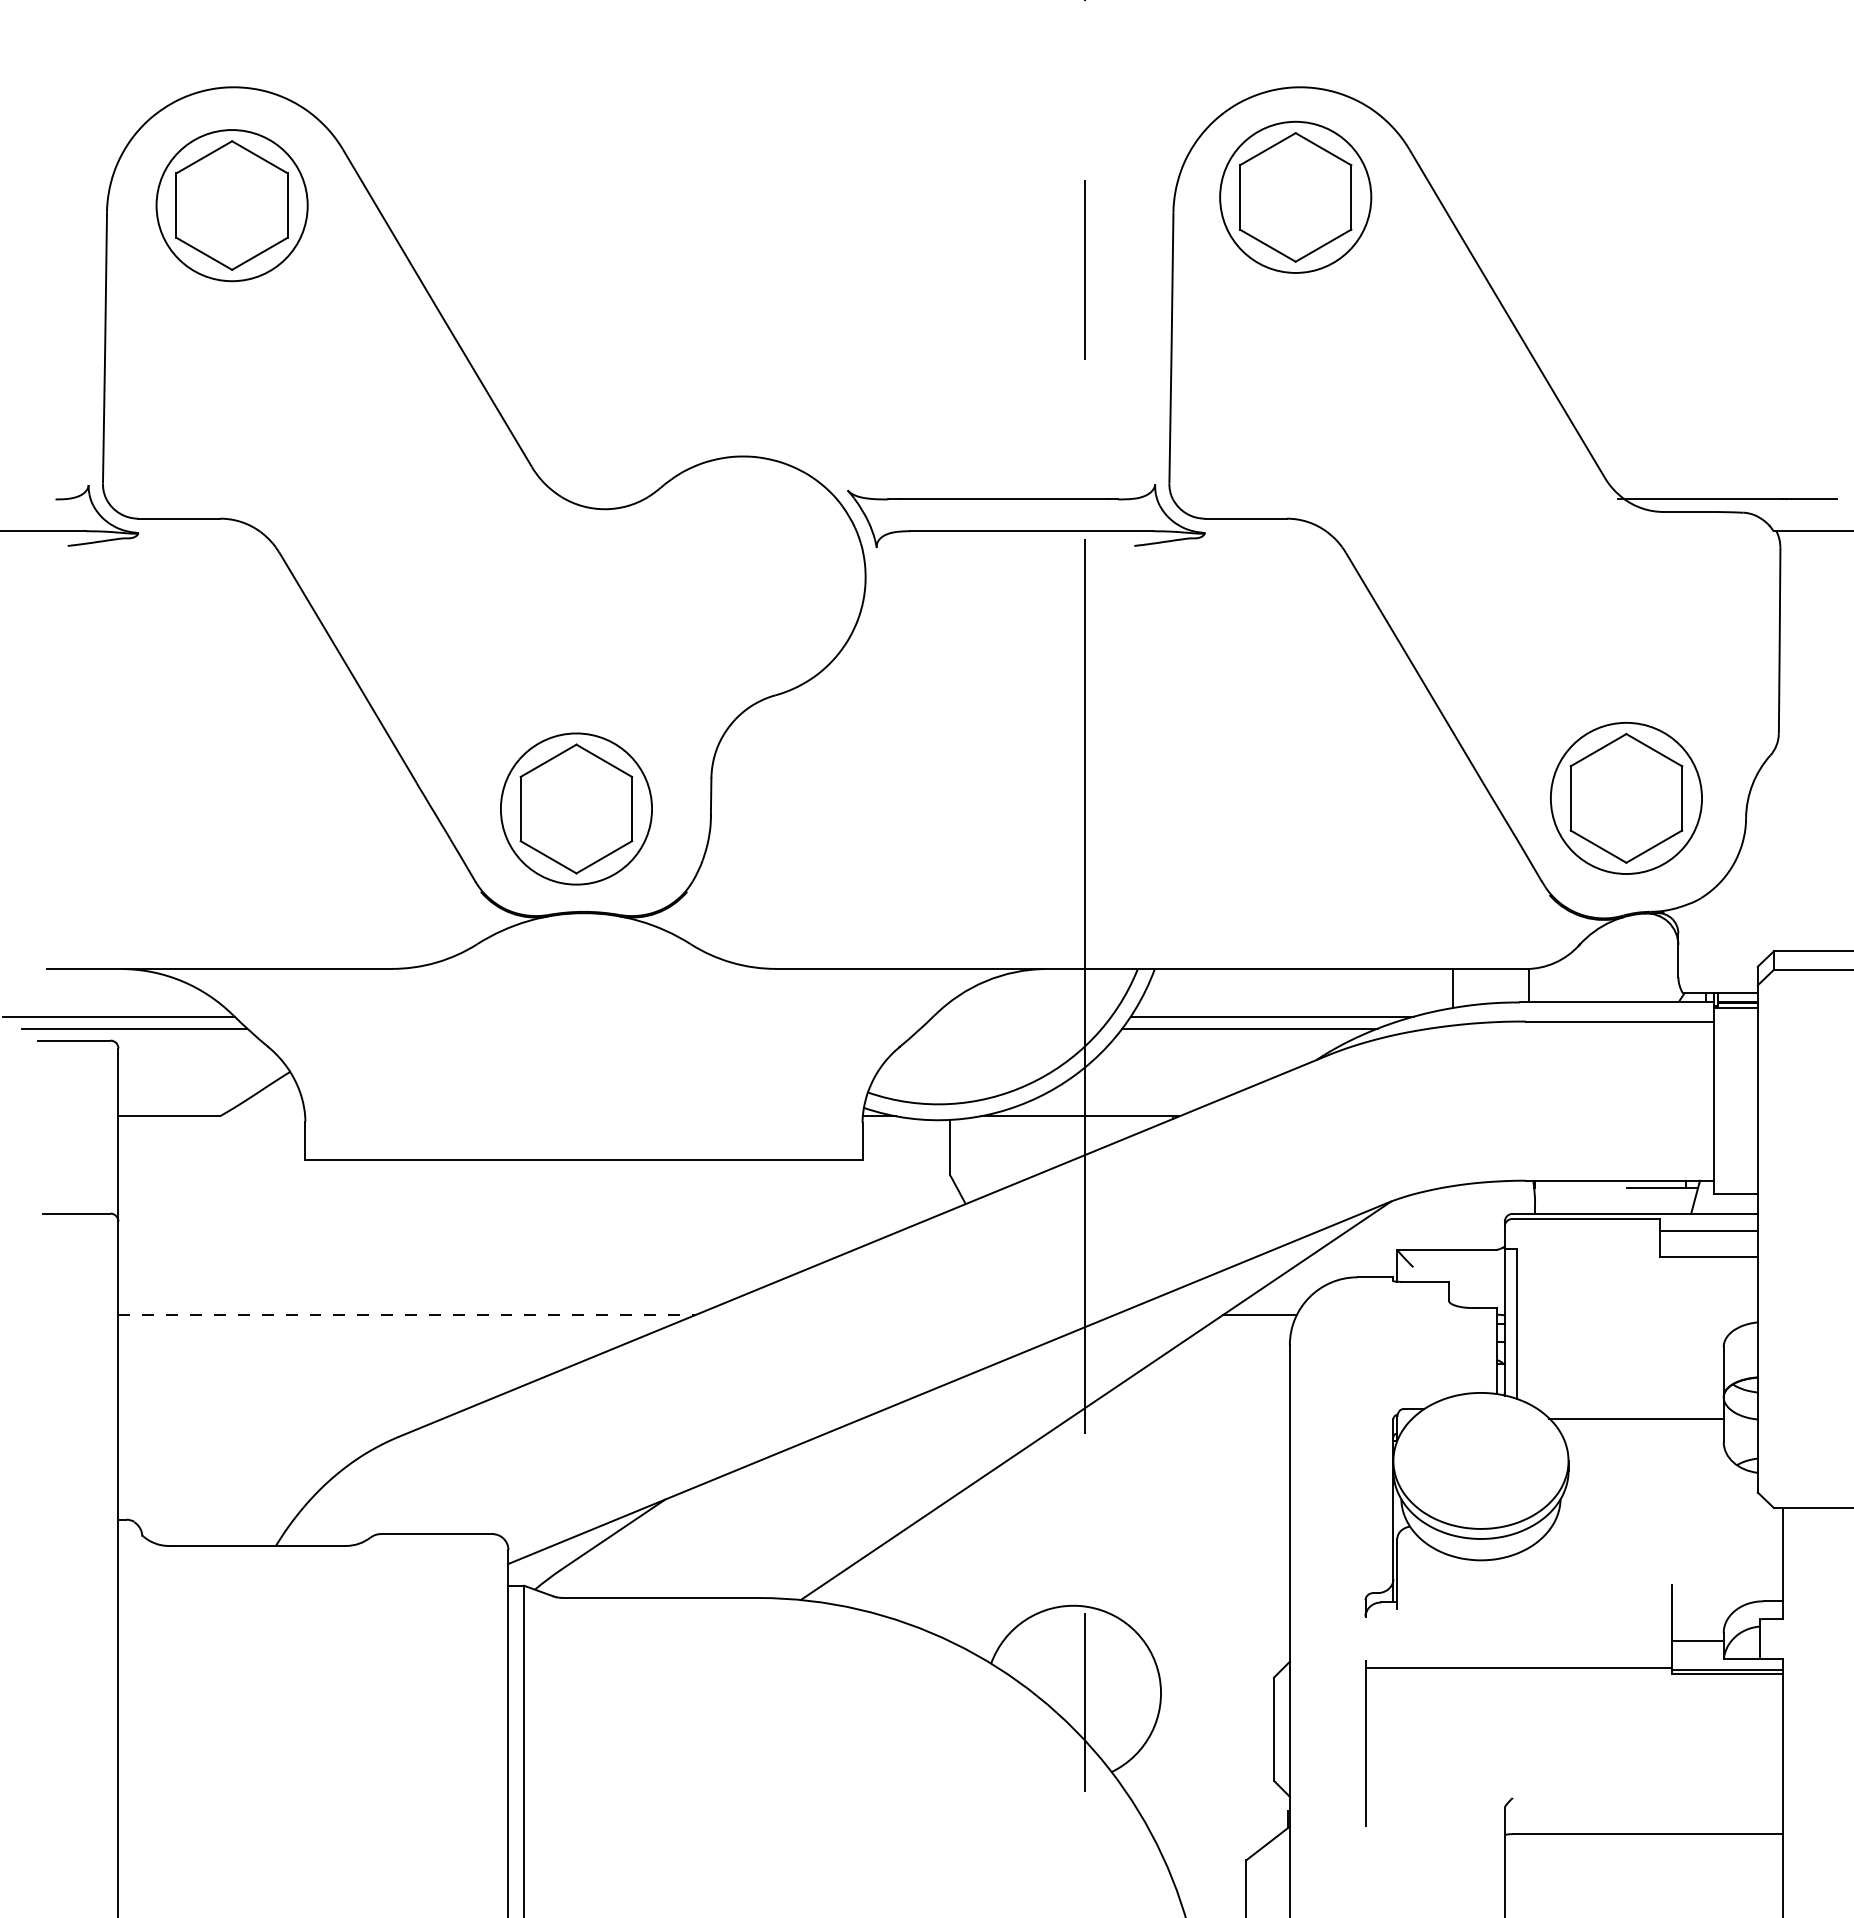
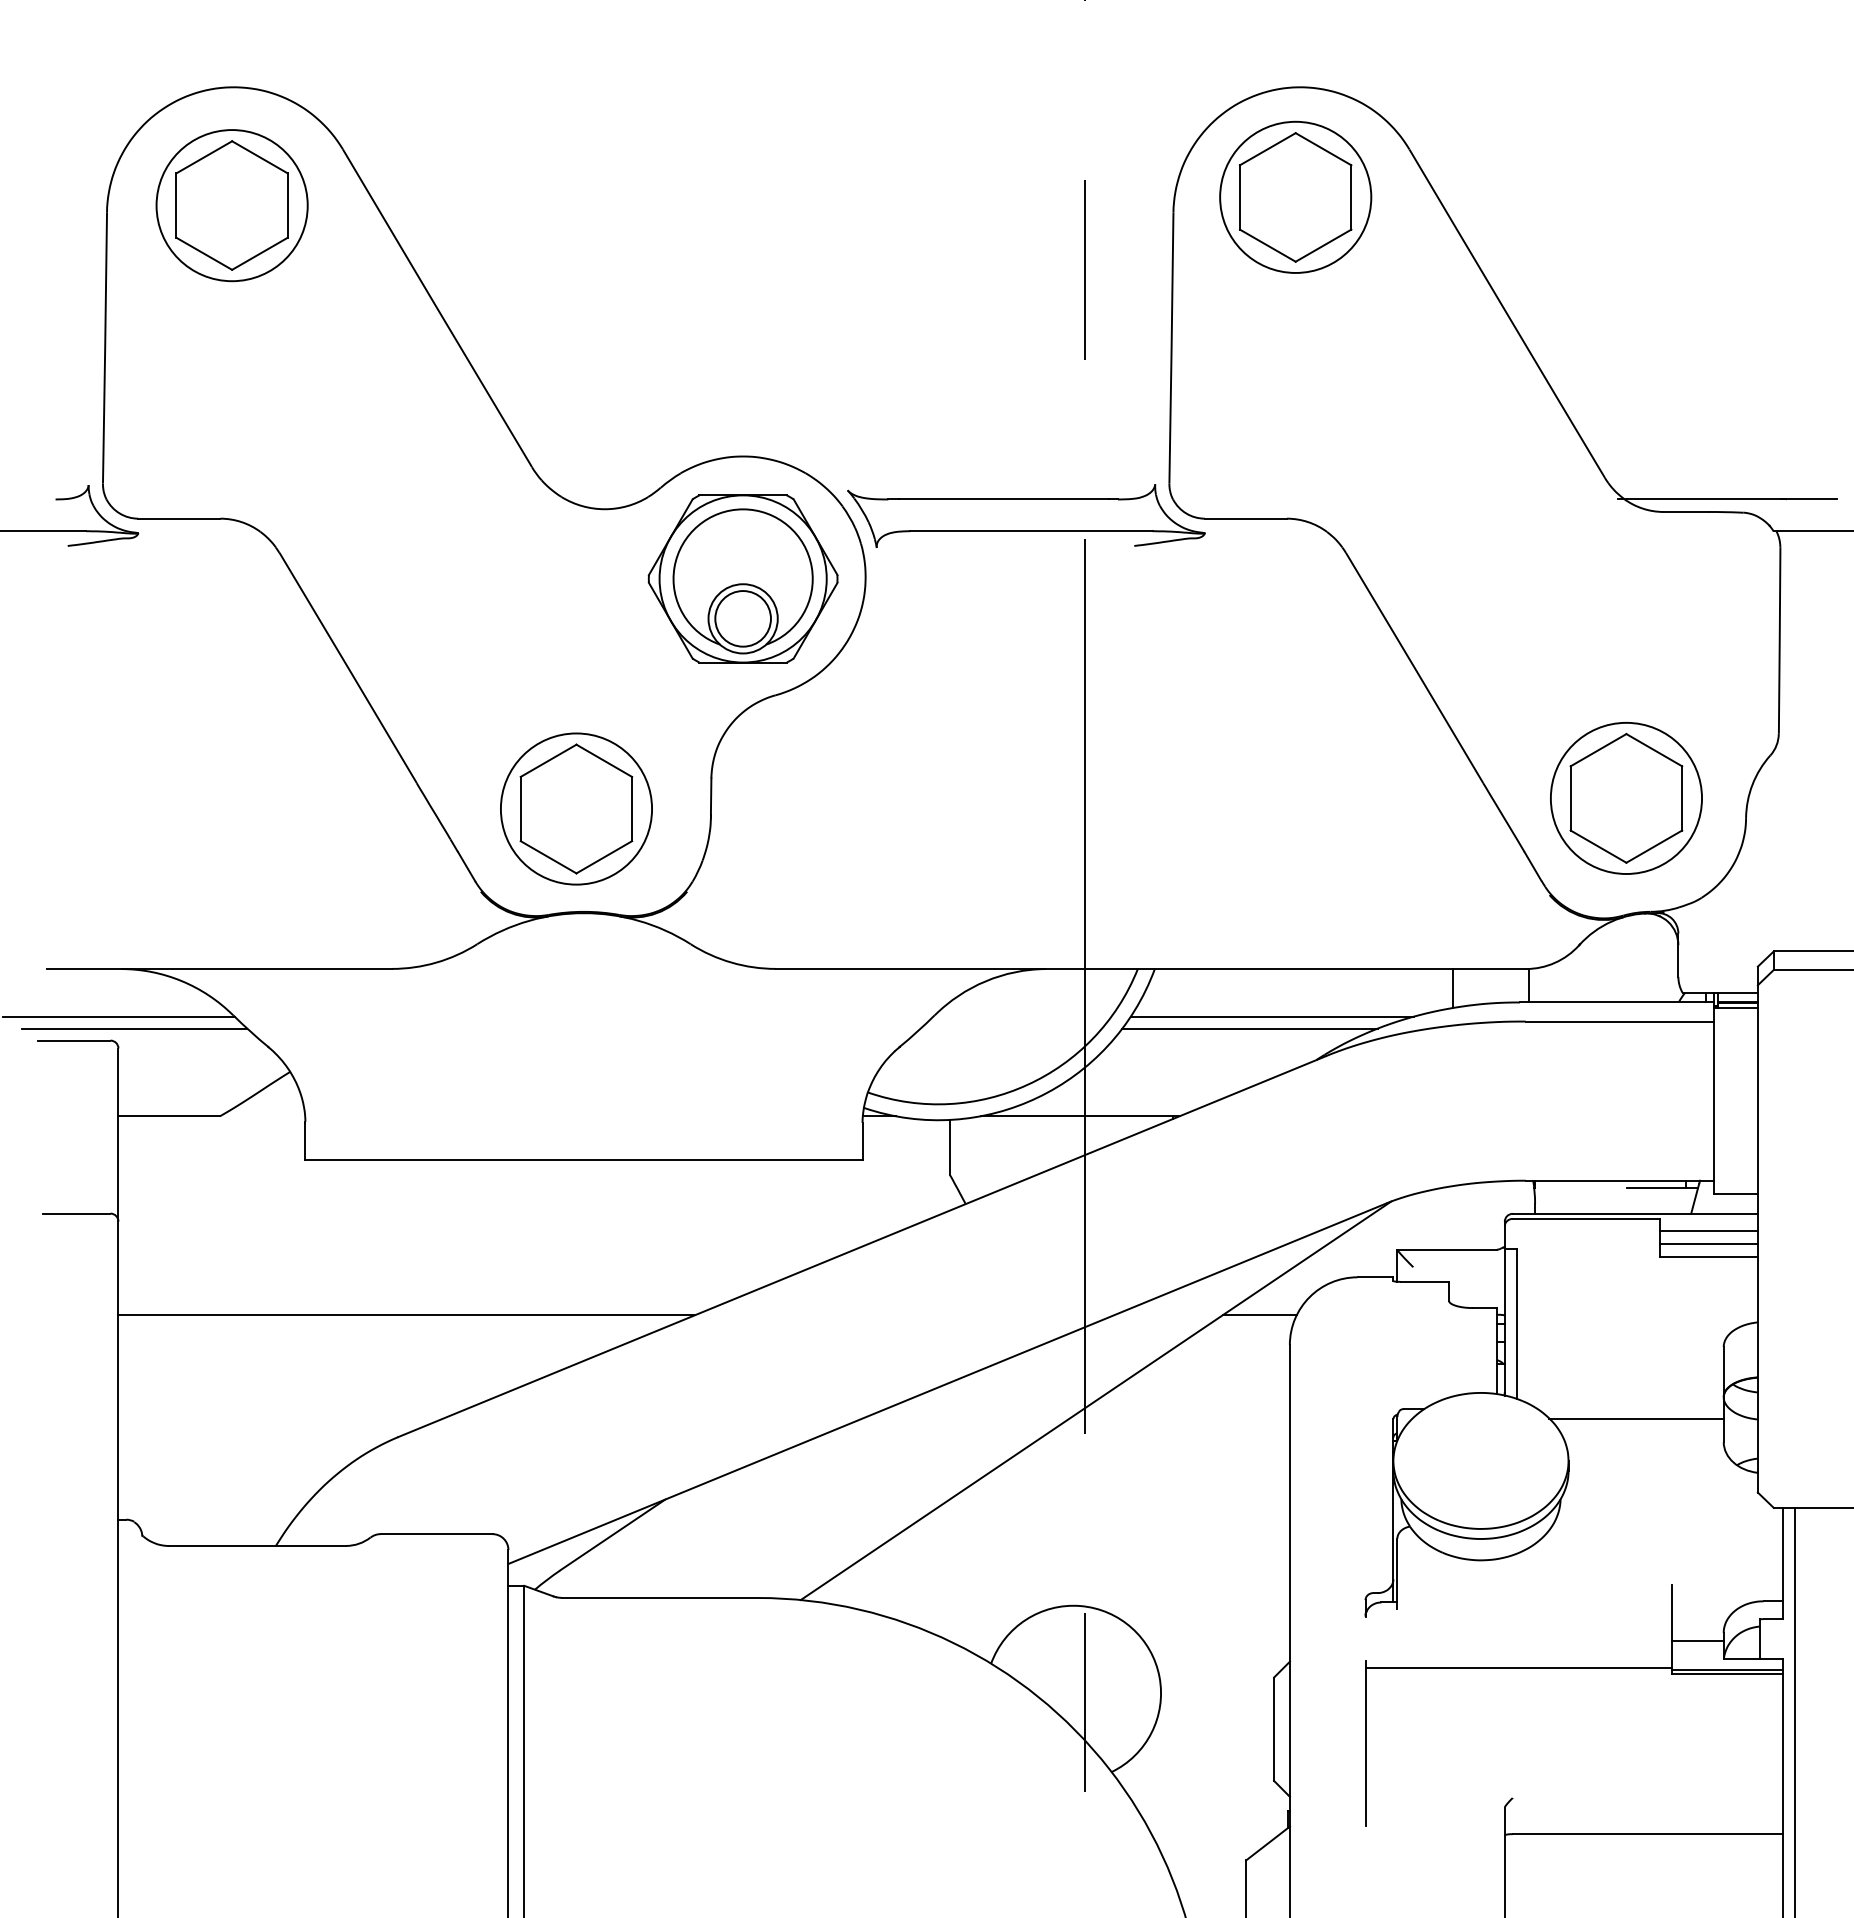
part: none -> present (742, 578)
line: none -> present (1708, 1244)
line: dashed -> solid (407, 1315)
line: none -> present (1795, 1710)
